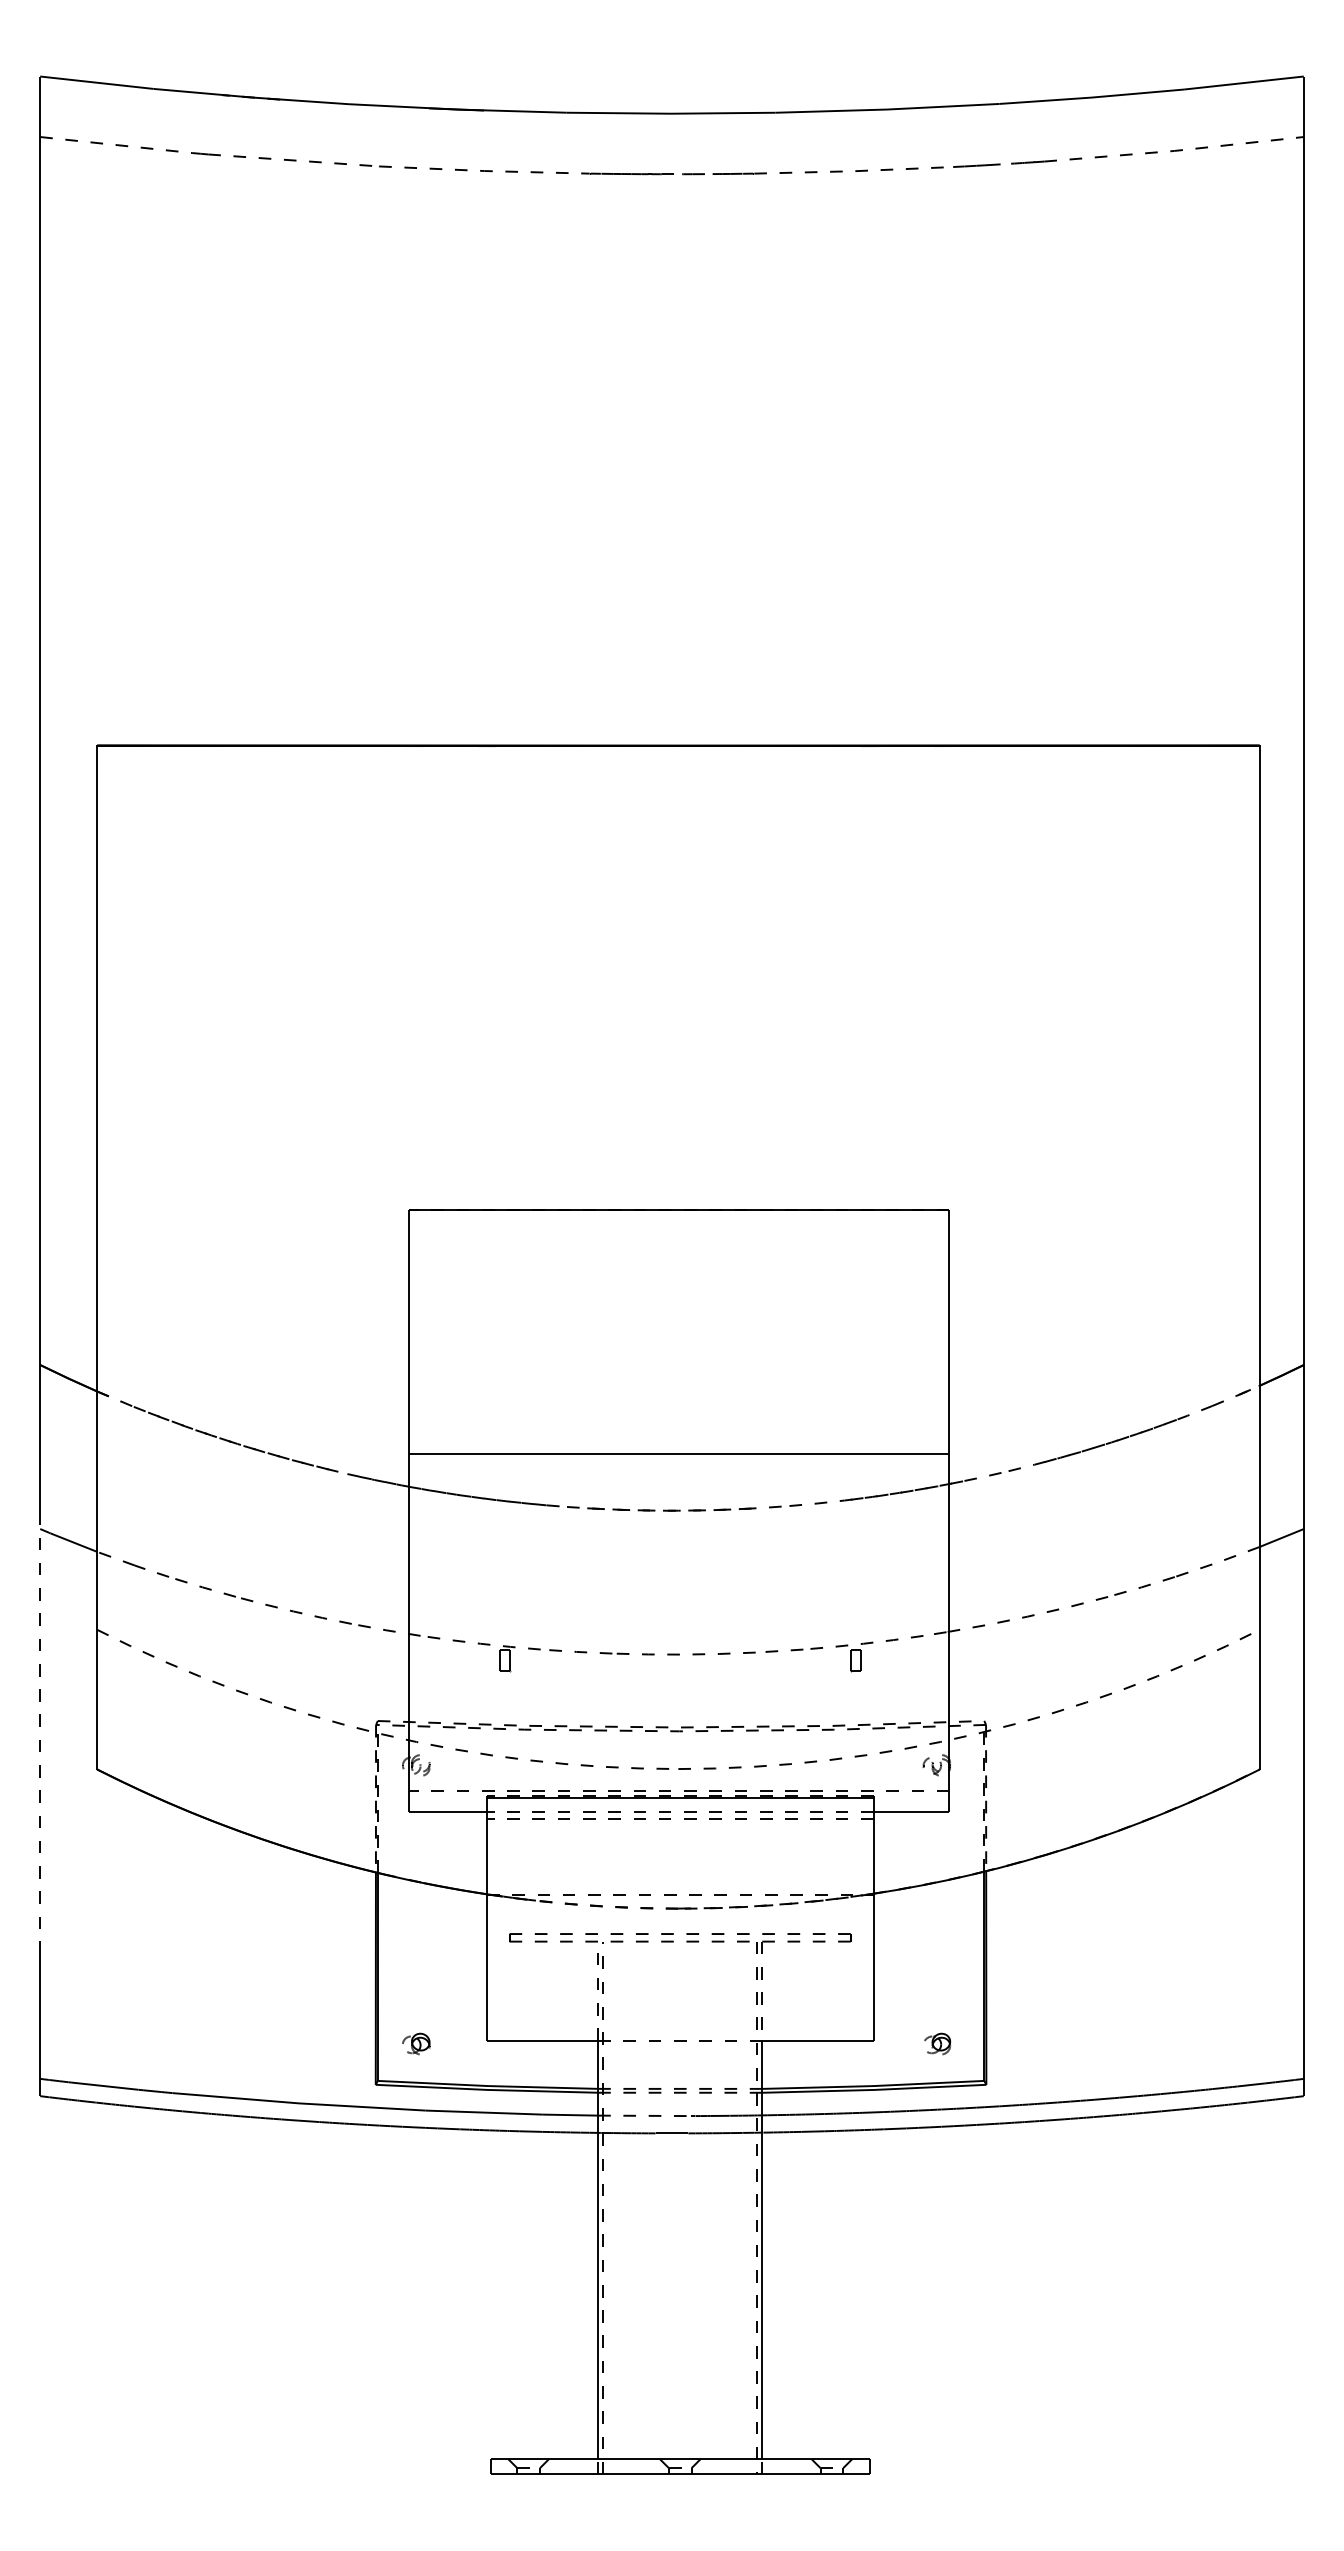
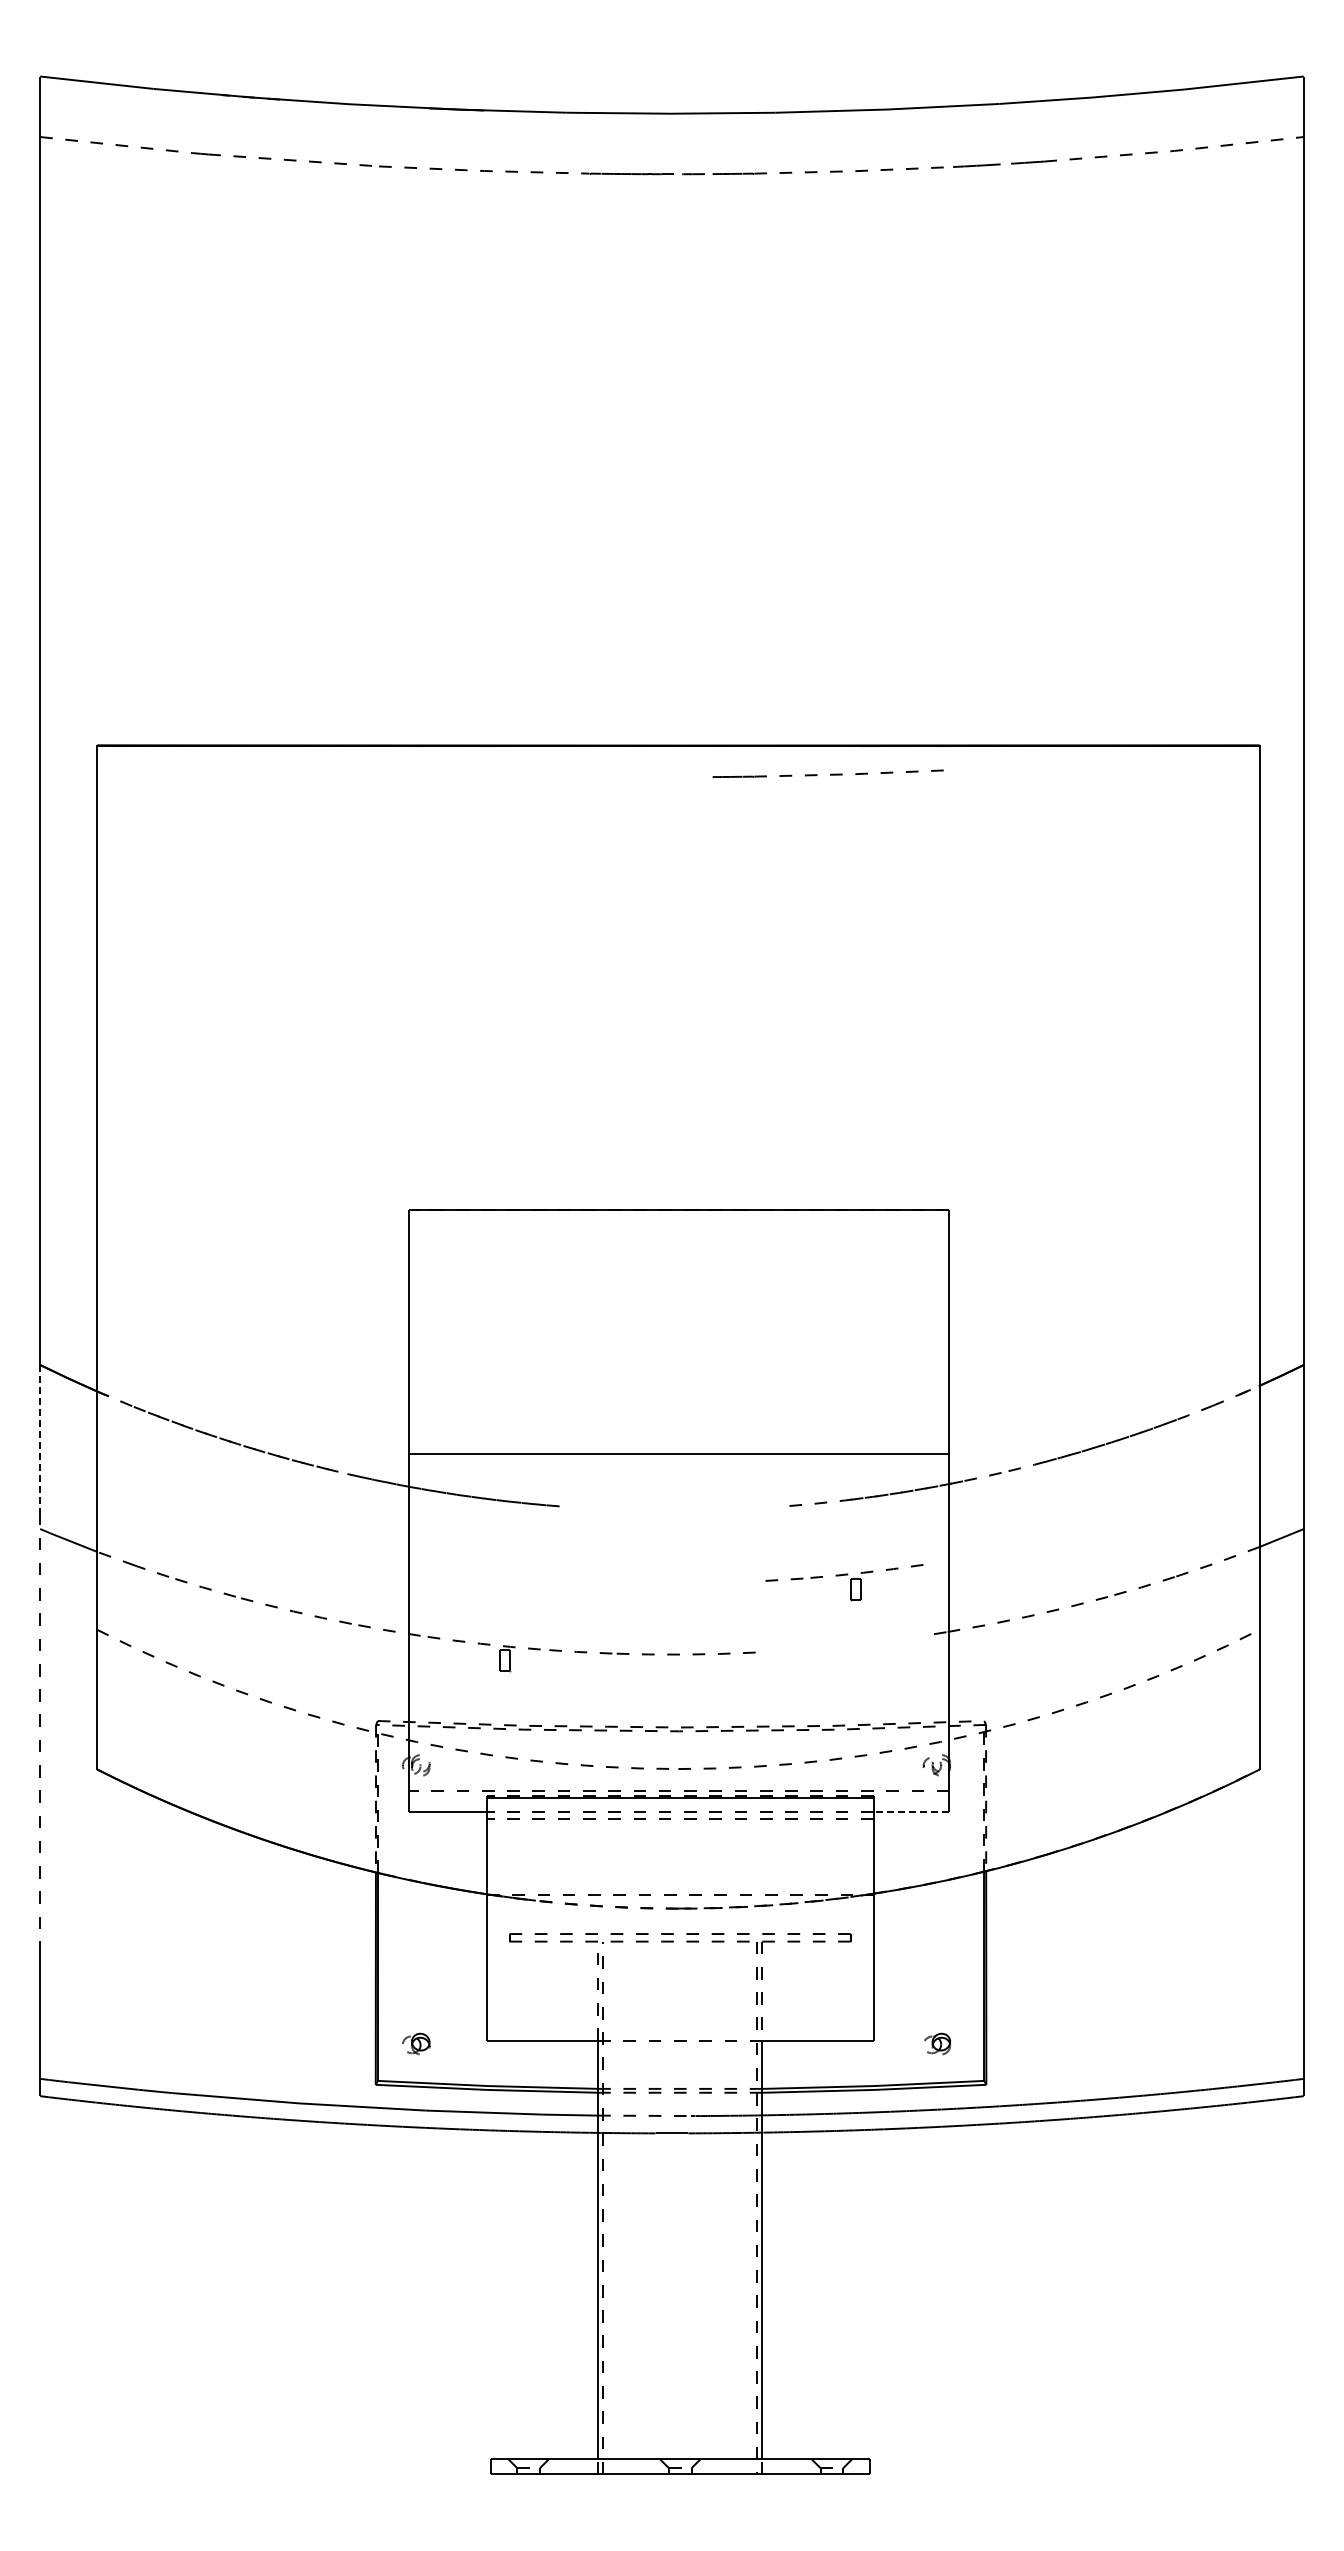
part: none -> present (827, 773)
line: solid -> dashed (40, 1438)
part: present -> none (674, 1508)
part position: (844, 1653) -> (844, 1582) (844, 1582)
line: solid -> dashed (911, 1812)
